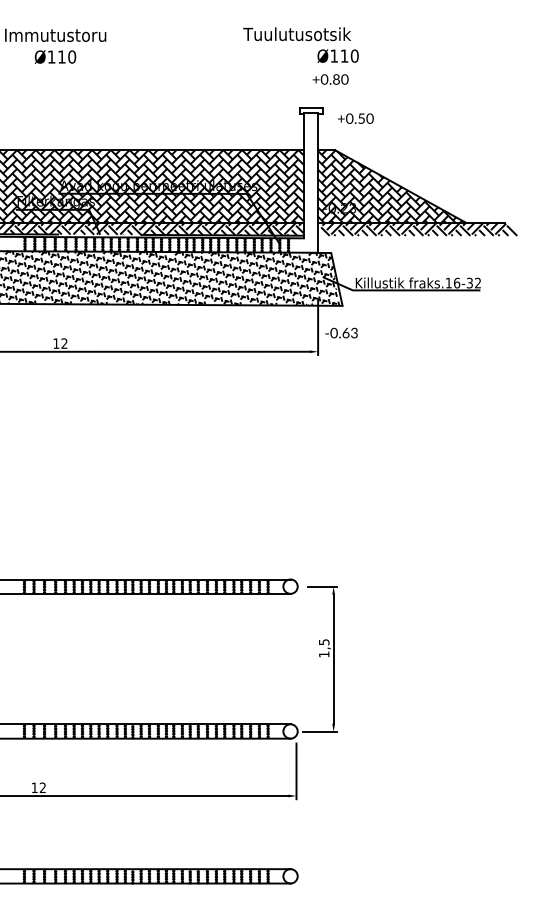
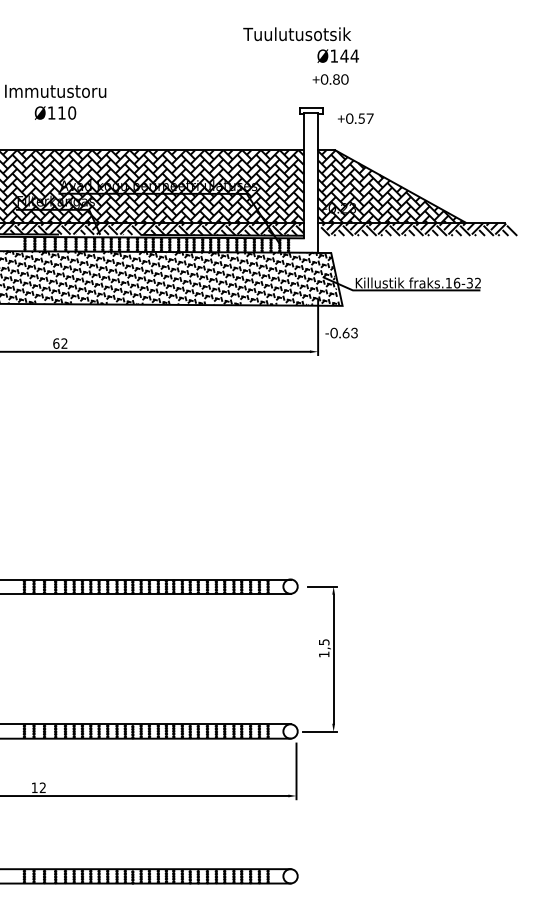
text position: (55, 45) -> (55, 101) (55, 101)
text: Ø110 -> Ø144 (349, 55)
text: +0.50 -> +0.57 (369, 118)
text: 12 -> 62 (56, 343)
